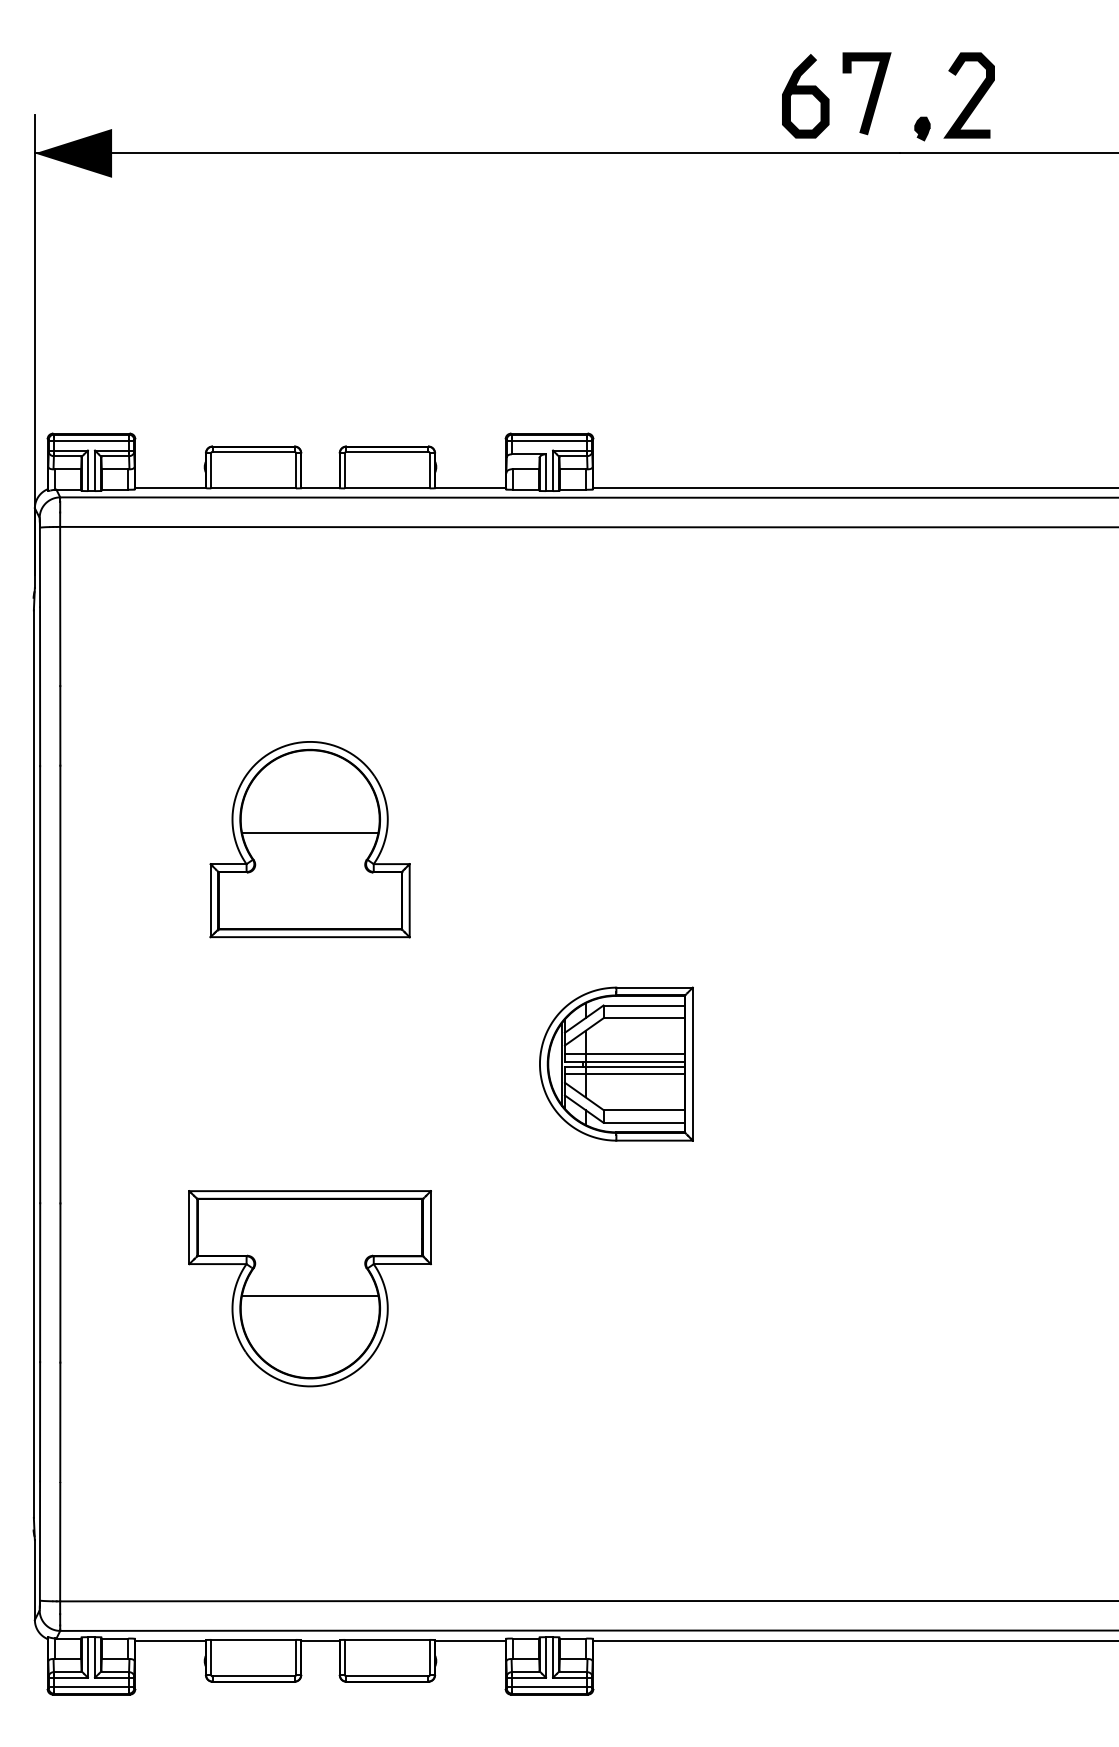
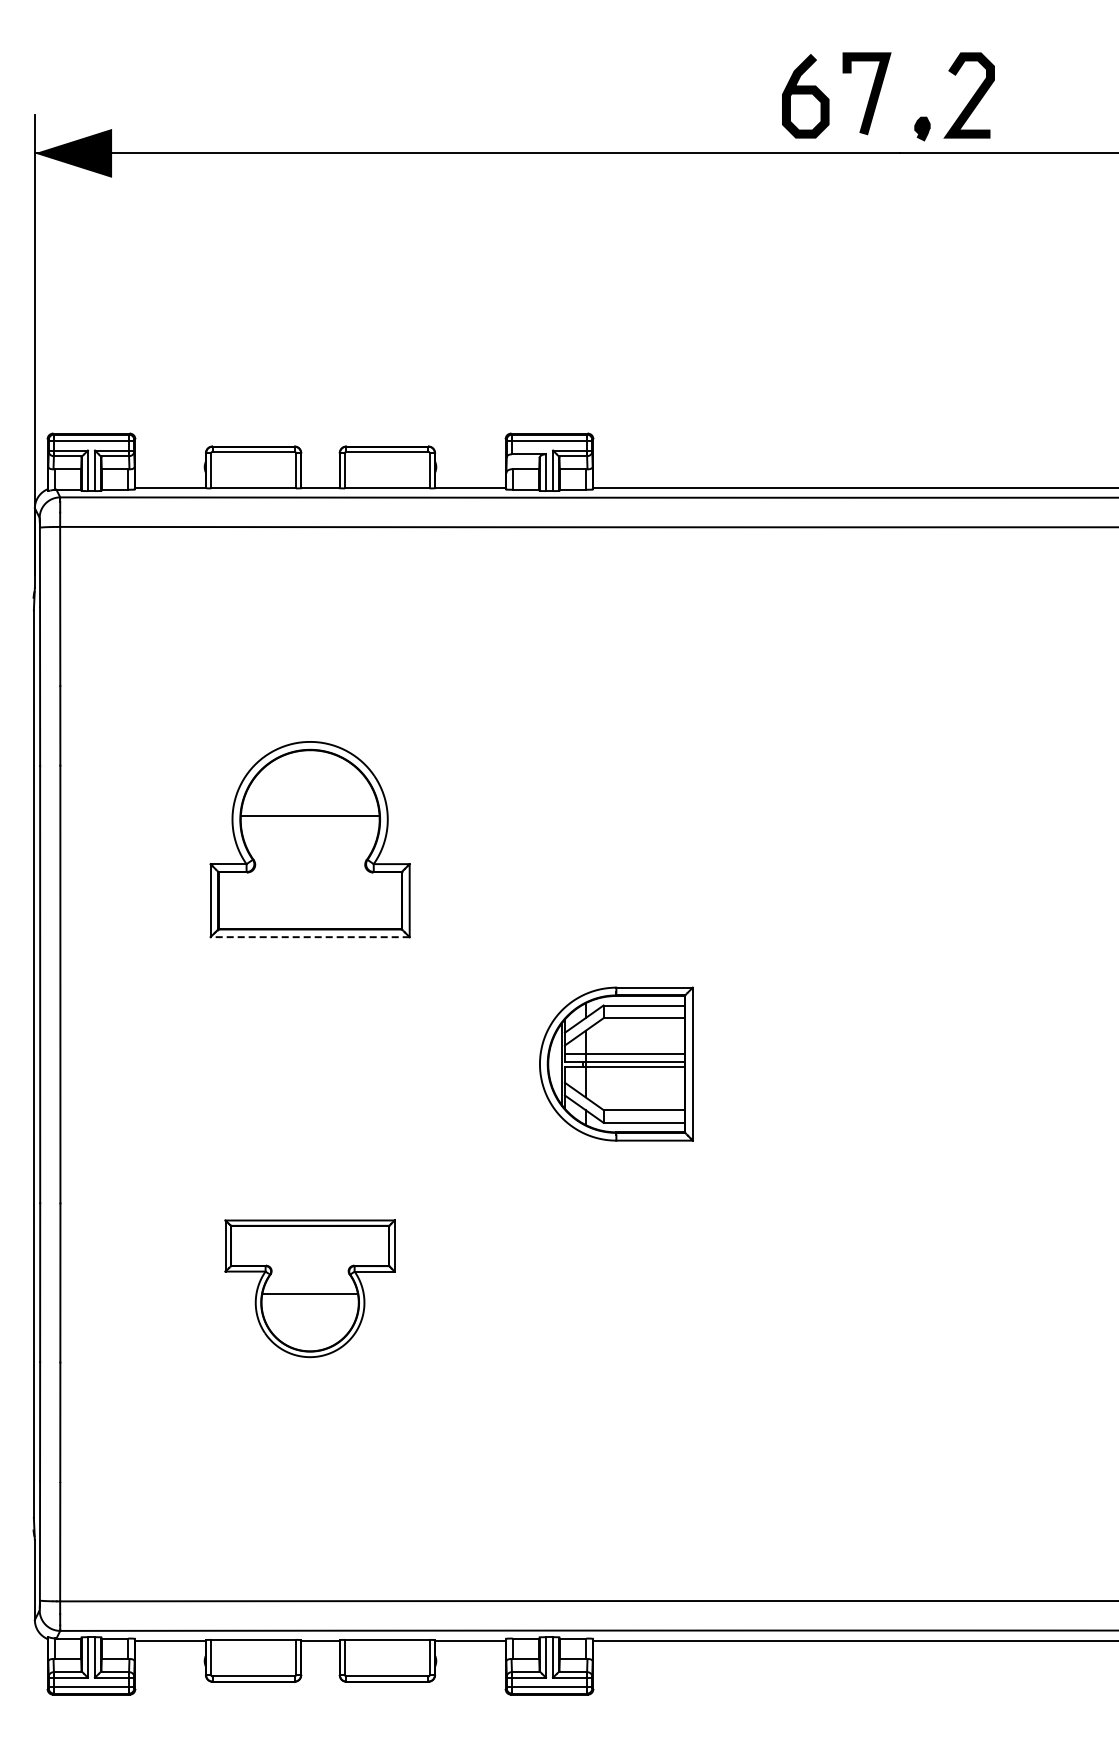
line position: (309, 832) -> (309, 815) (309, 815)
line: solid -> dashed (310, 937)
line: present -> none (624, 1074)
part size: 244x198 px -> 172x140 px (309, 1288)
